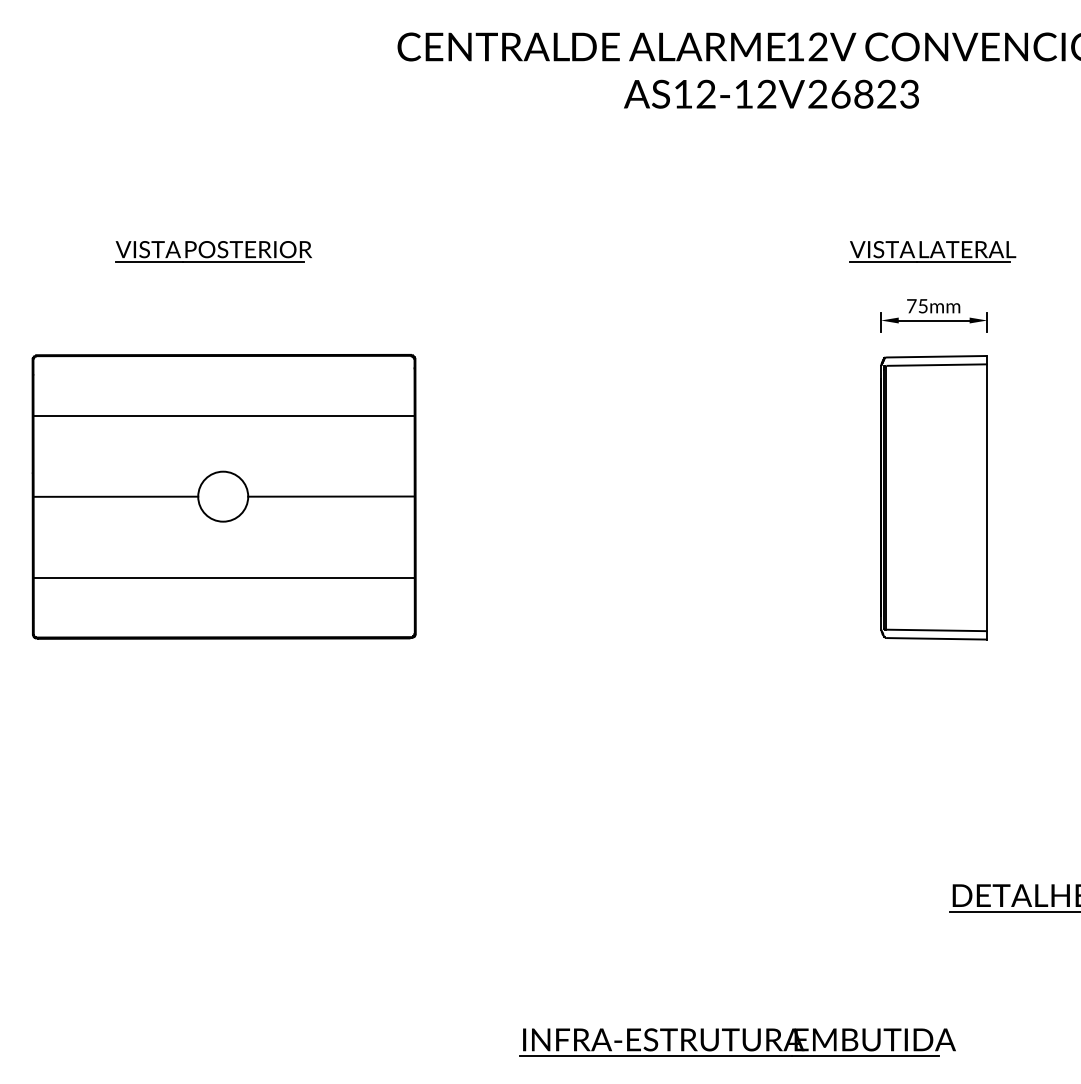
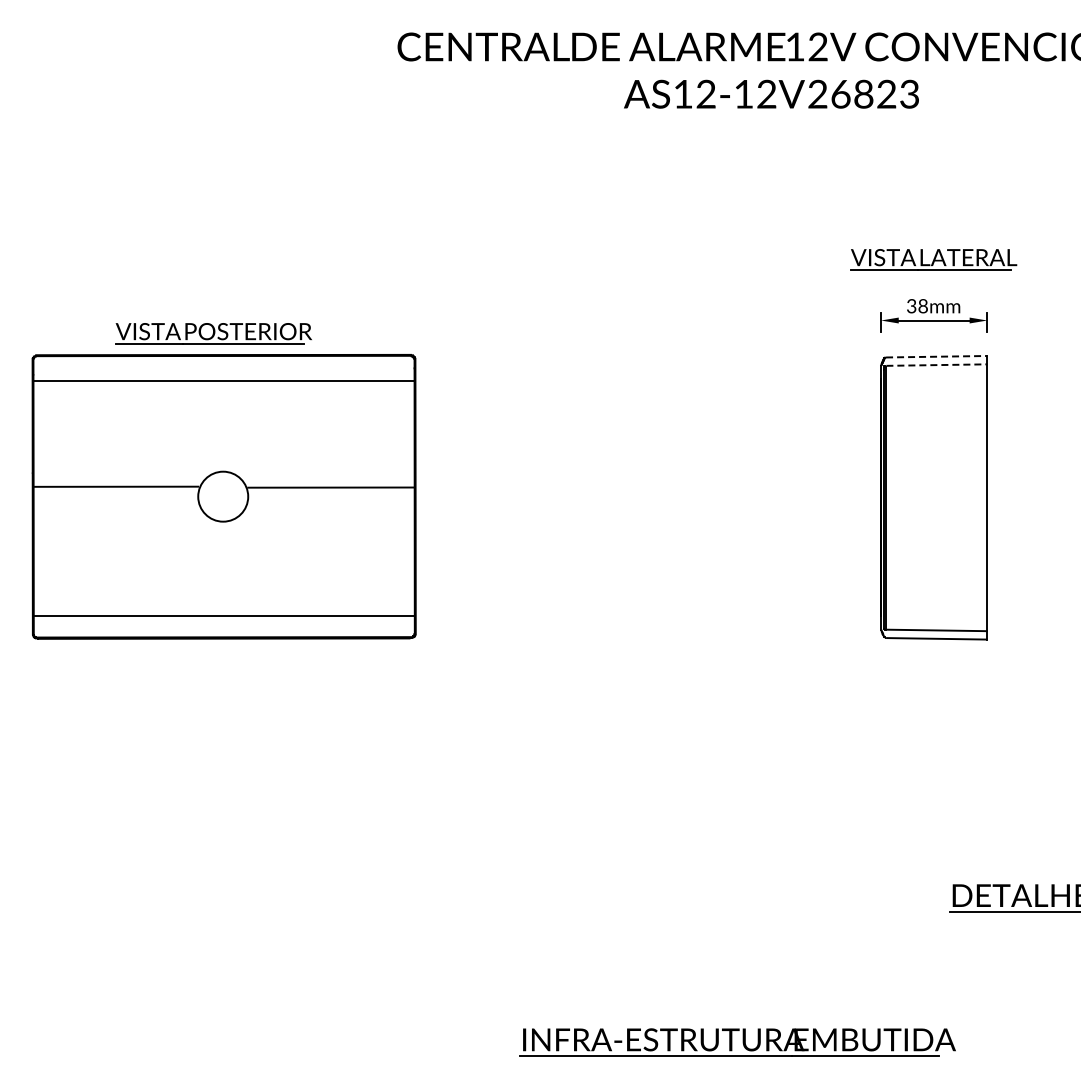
part position: (213, 251) -> (213, 333) (213, 333)
part position: (932, 251) -> (933, 259) (933, 259)
text: 75mm -> 38mm (917, 306)
line: solid -> dashed (936, 356)
line: solid -> dashed (937, 365)
line position: (223, 415) -> (223, 380) (223, 380)
line position: (115, 496) -> (115, 486) (115, 486)
line position: (331, 496) -> (331, 487) (331, 487)
line position: (223, 577) -> (223, 615) (223, 615)
